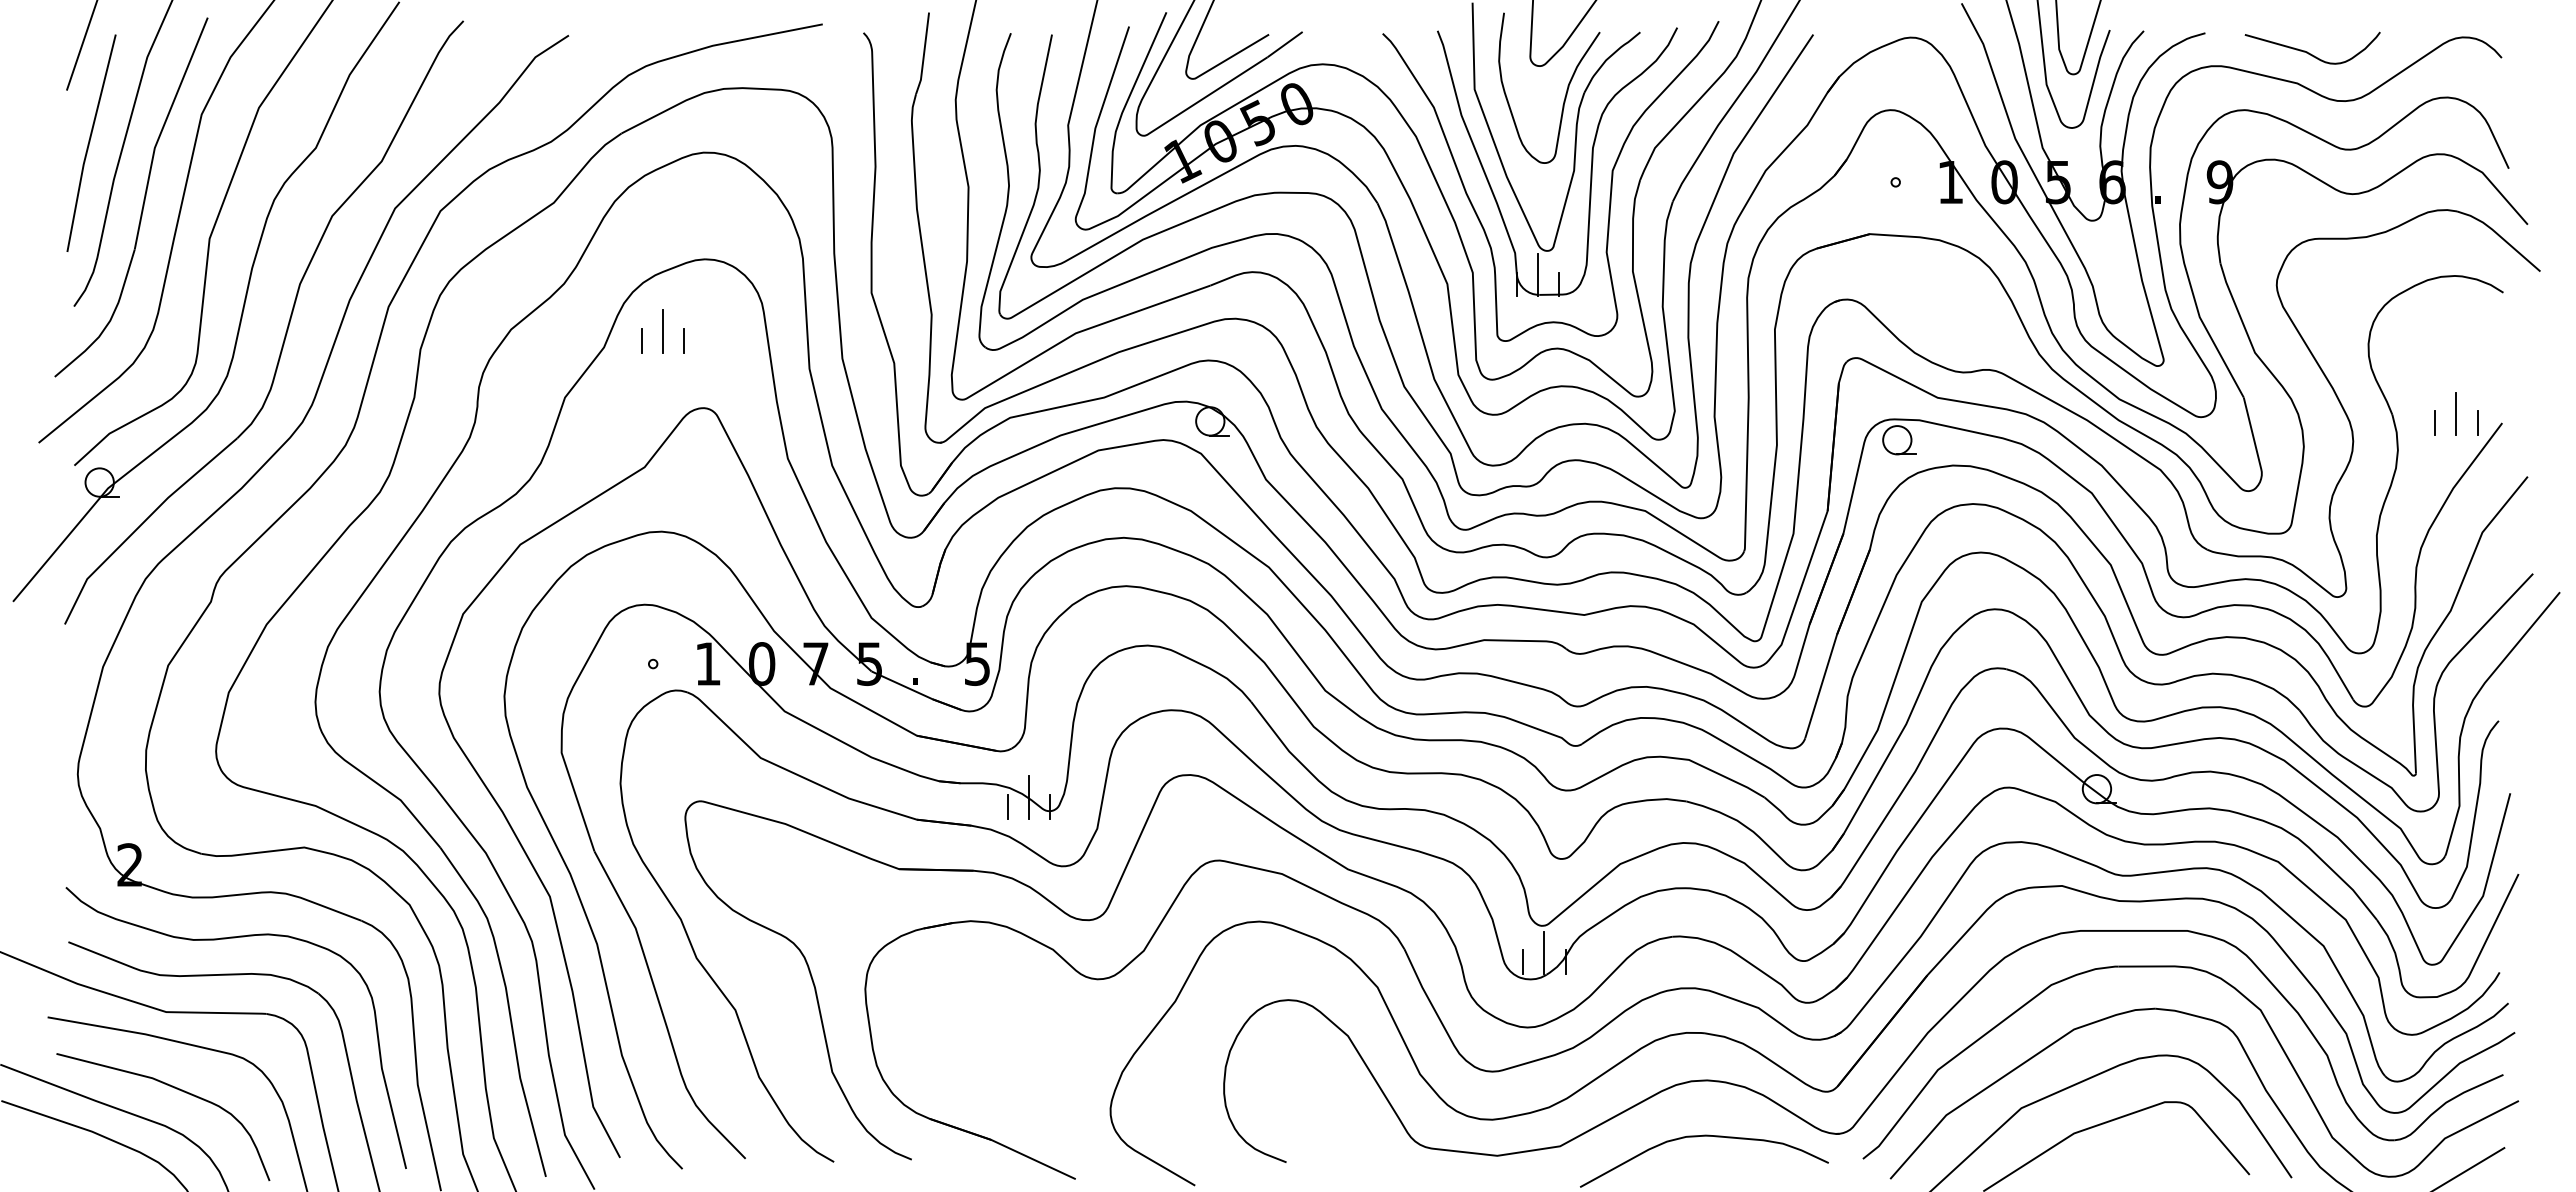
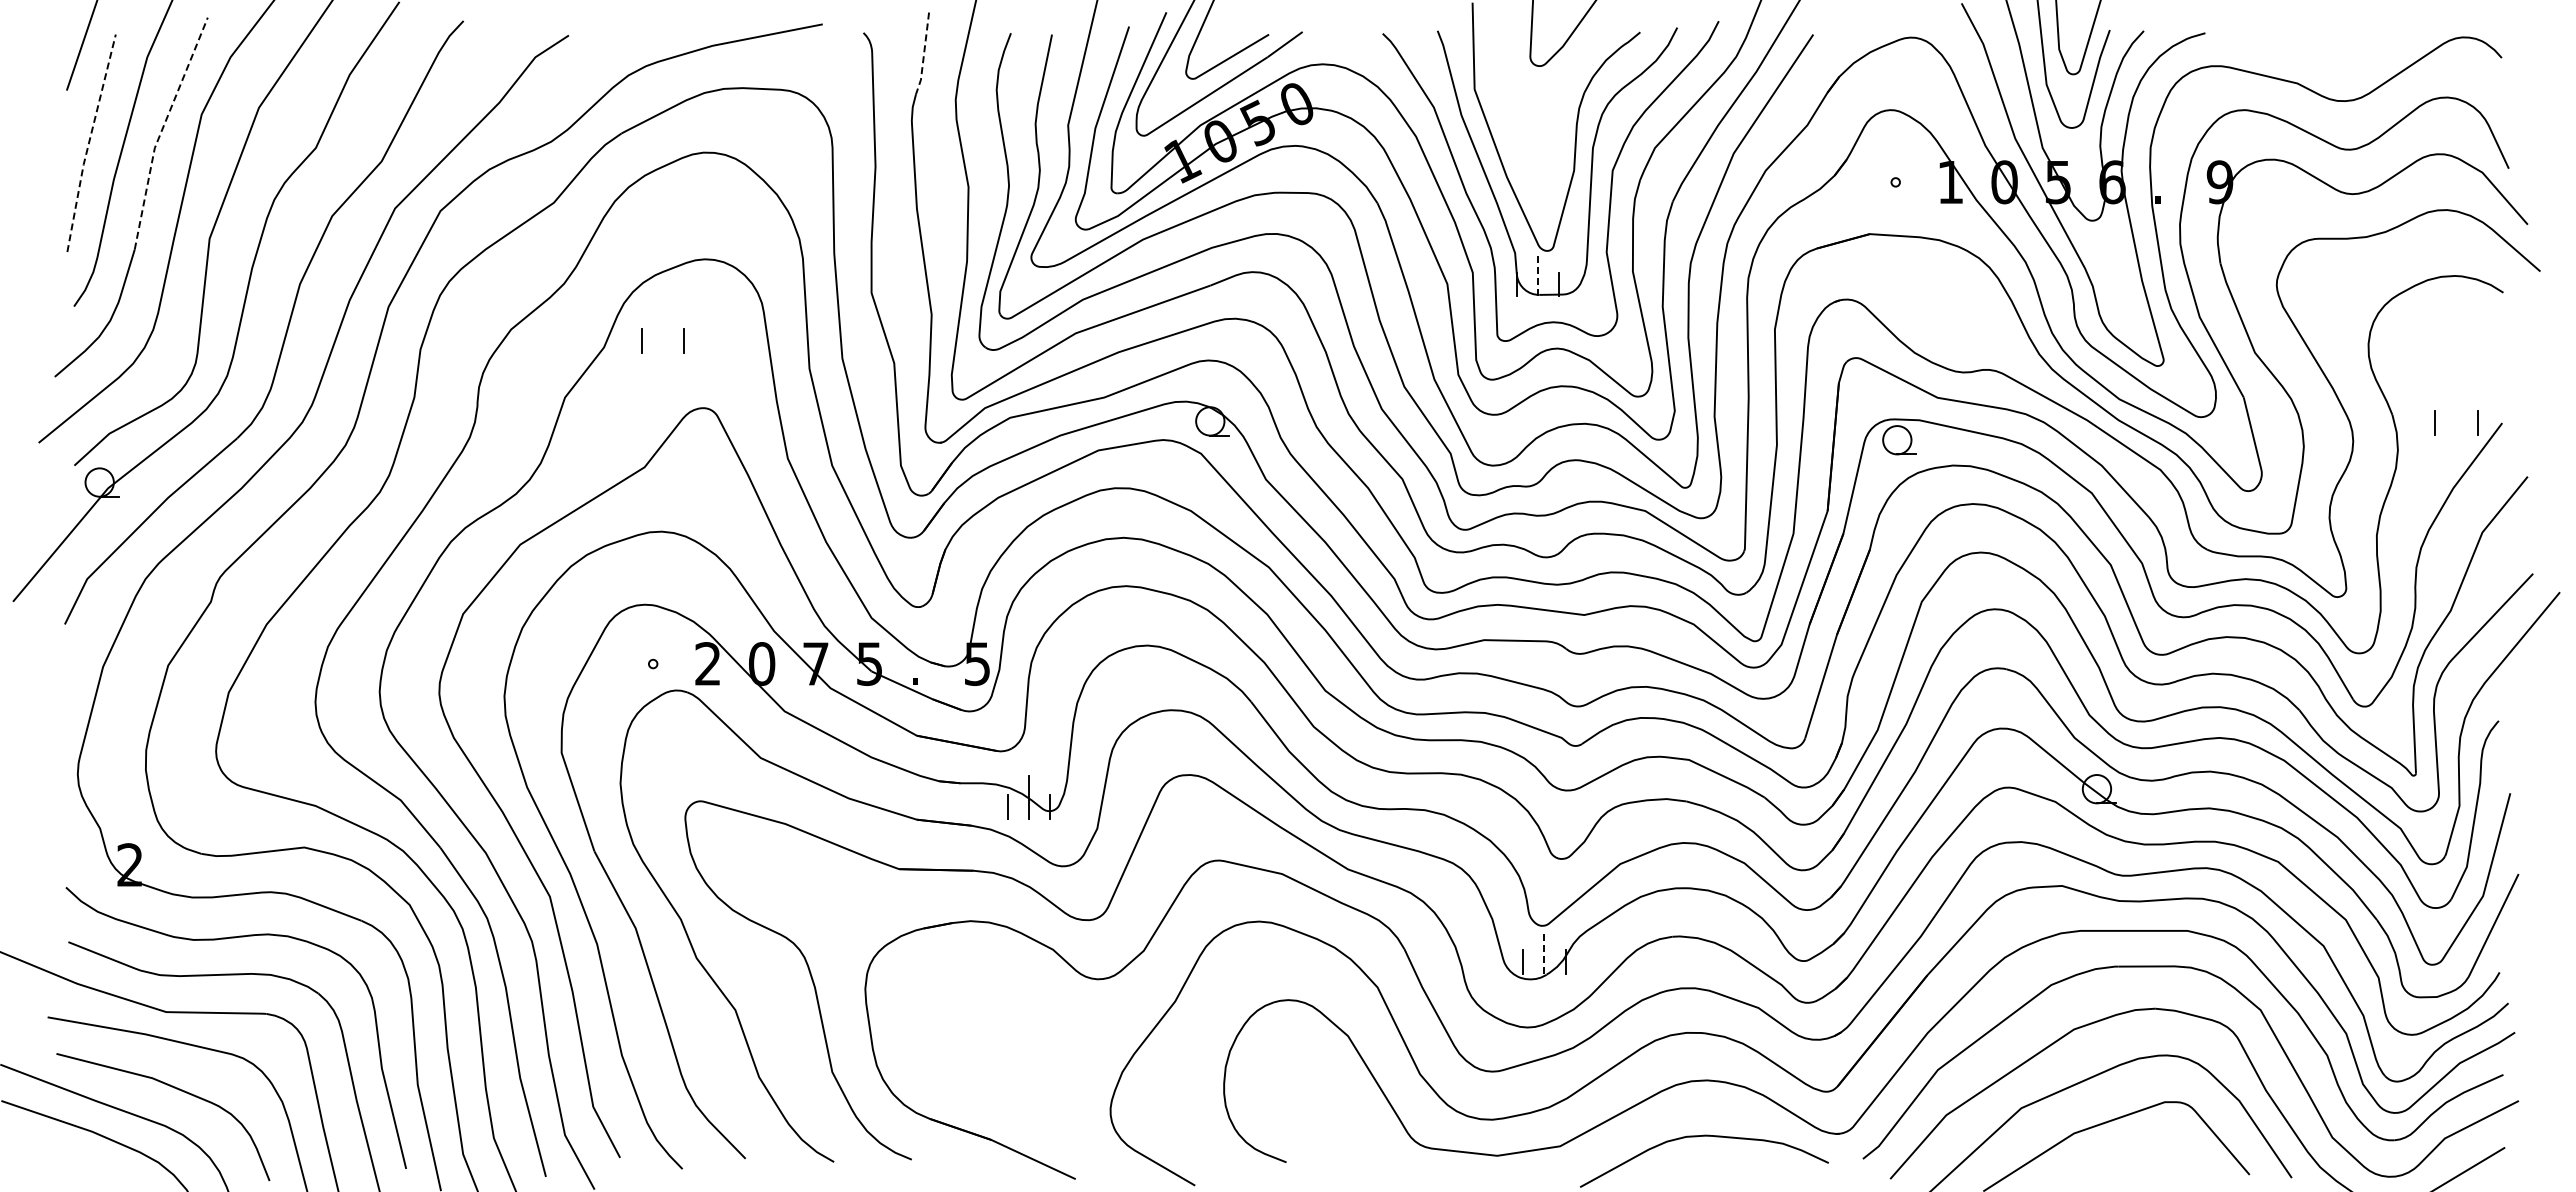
curve: present -> none (2309, 52)
line: solid -> dashed (923, 55)
curve: present -> none (1565, 93)
line: solid -> dashed (161, 131)
line: solid -> dashed (88, 143)
line: solid -> dashed (1537, 274)
line: present -> none (662, 331)
line: present -> none (2456, 413)
text: 1 -> 2 (707, 663)
line: solid -> dashed (1544, 952)
